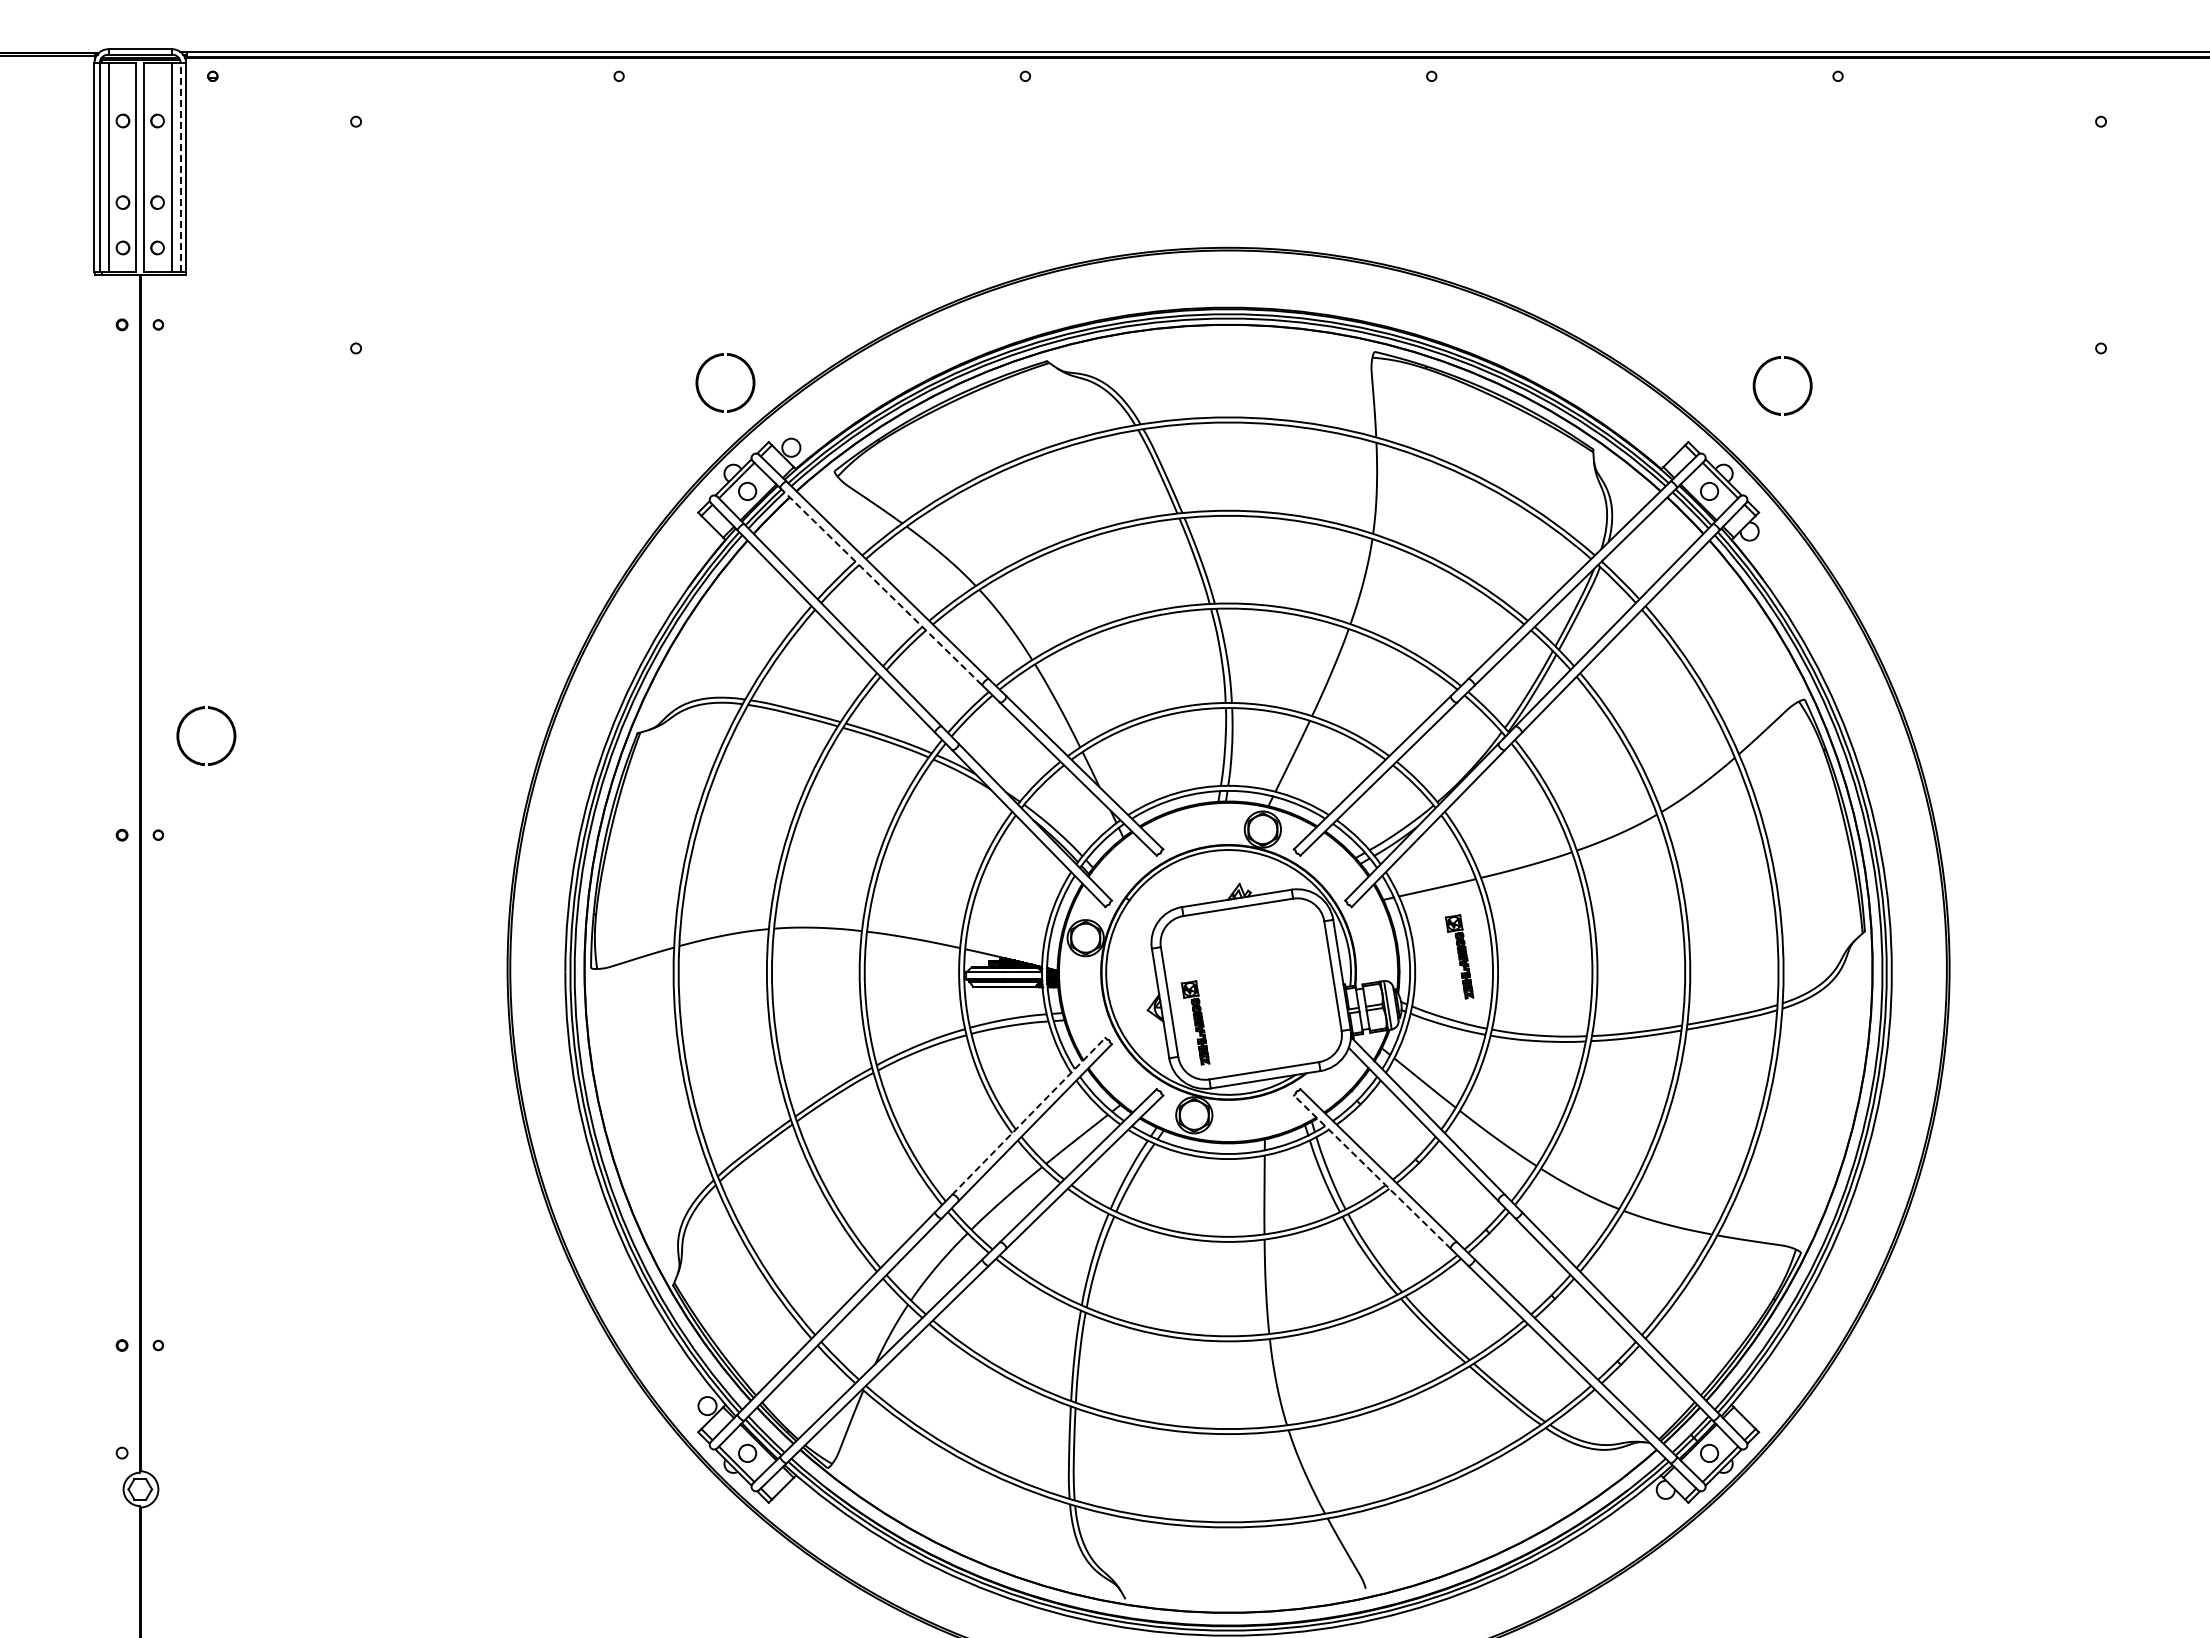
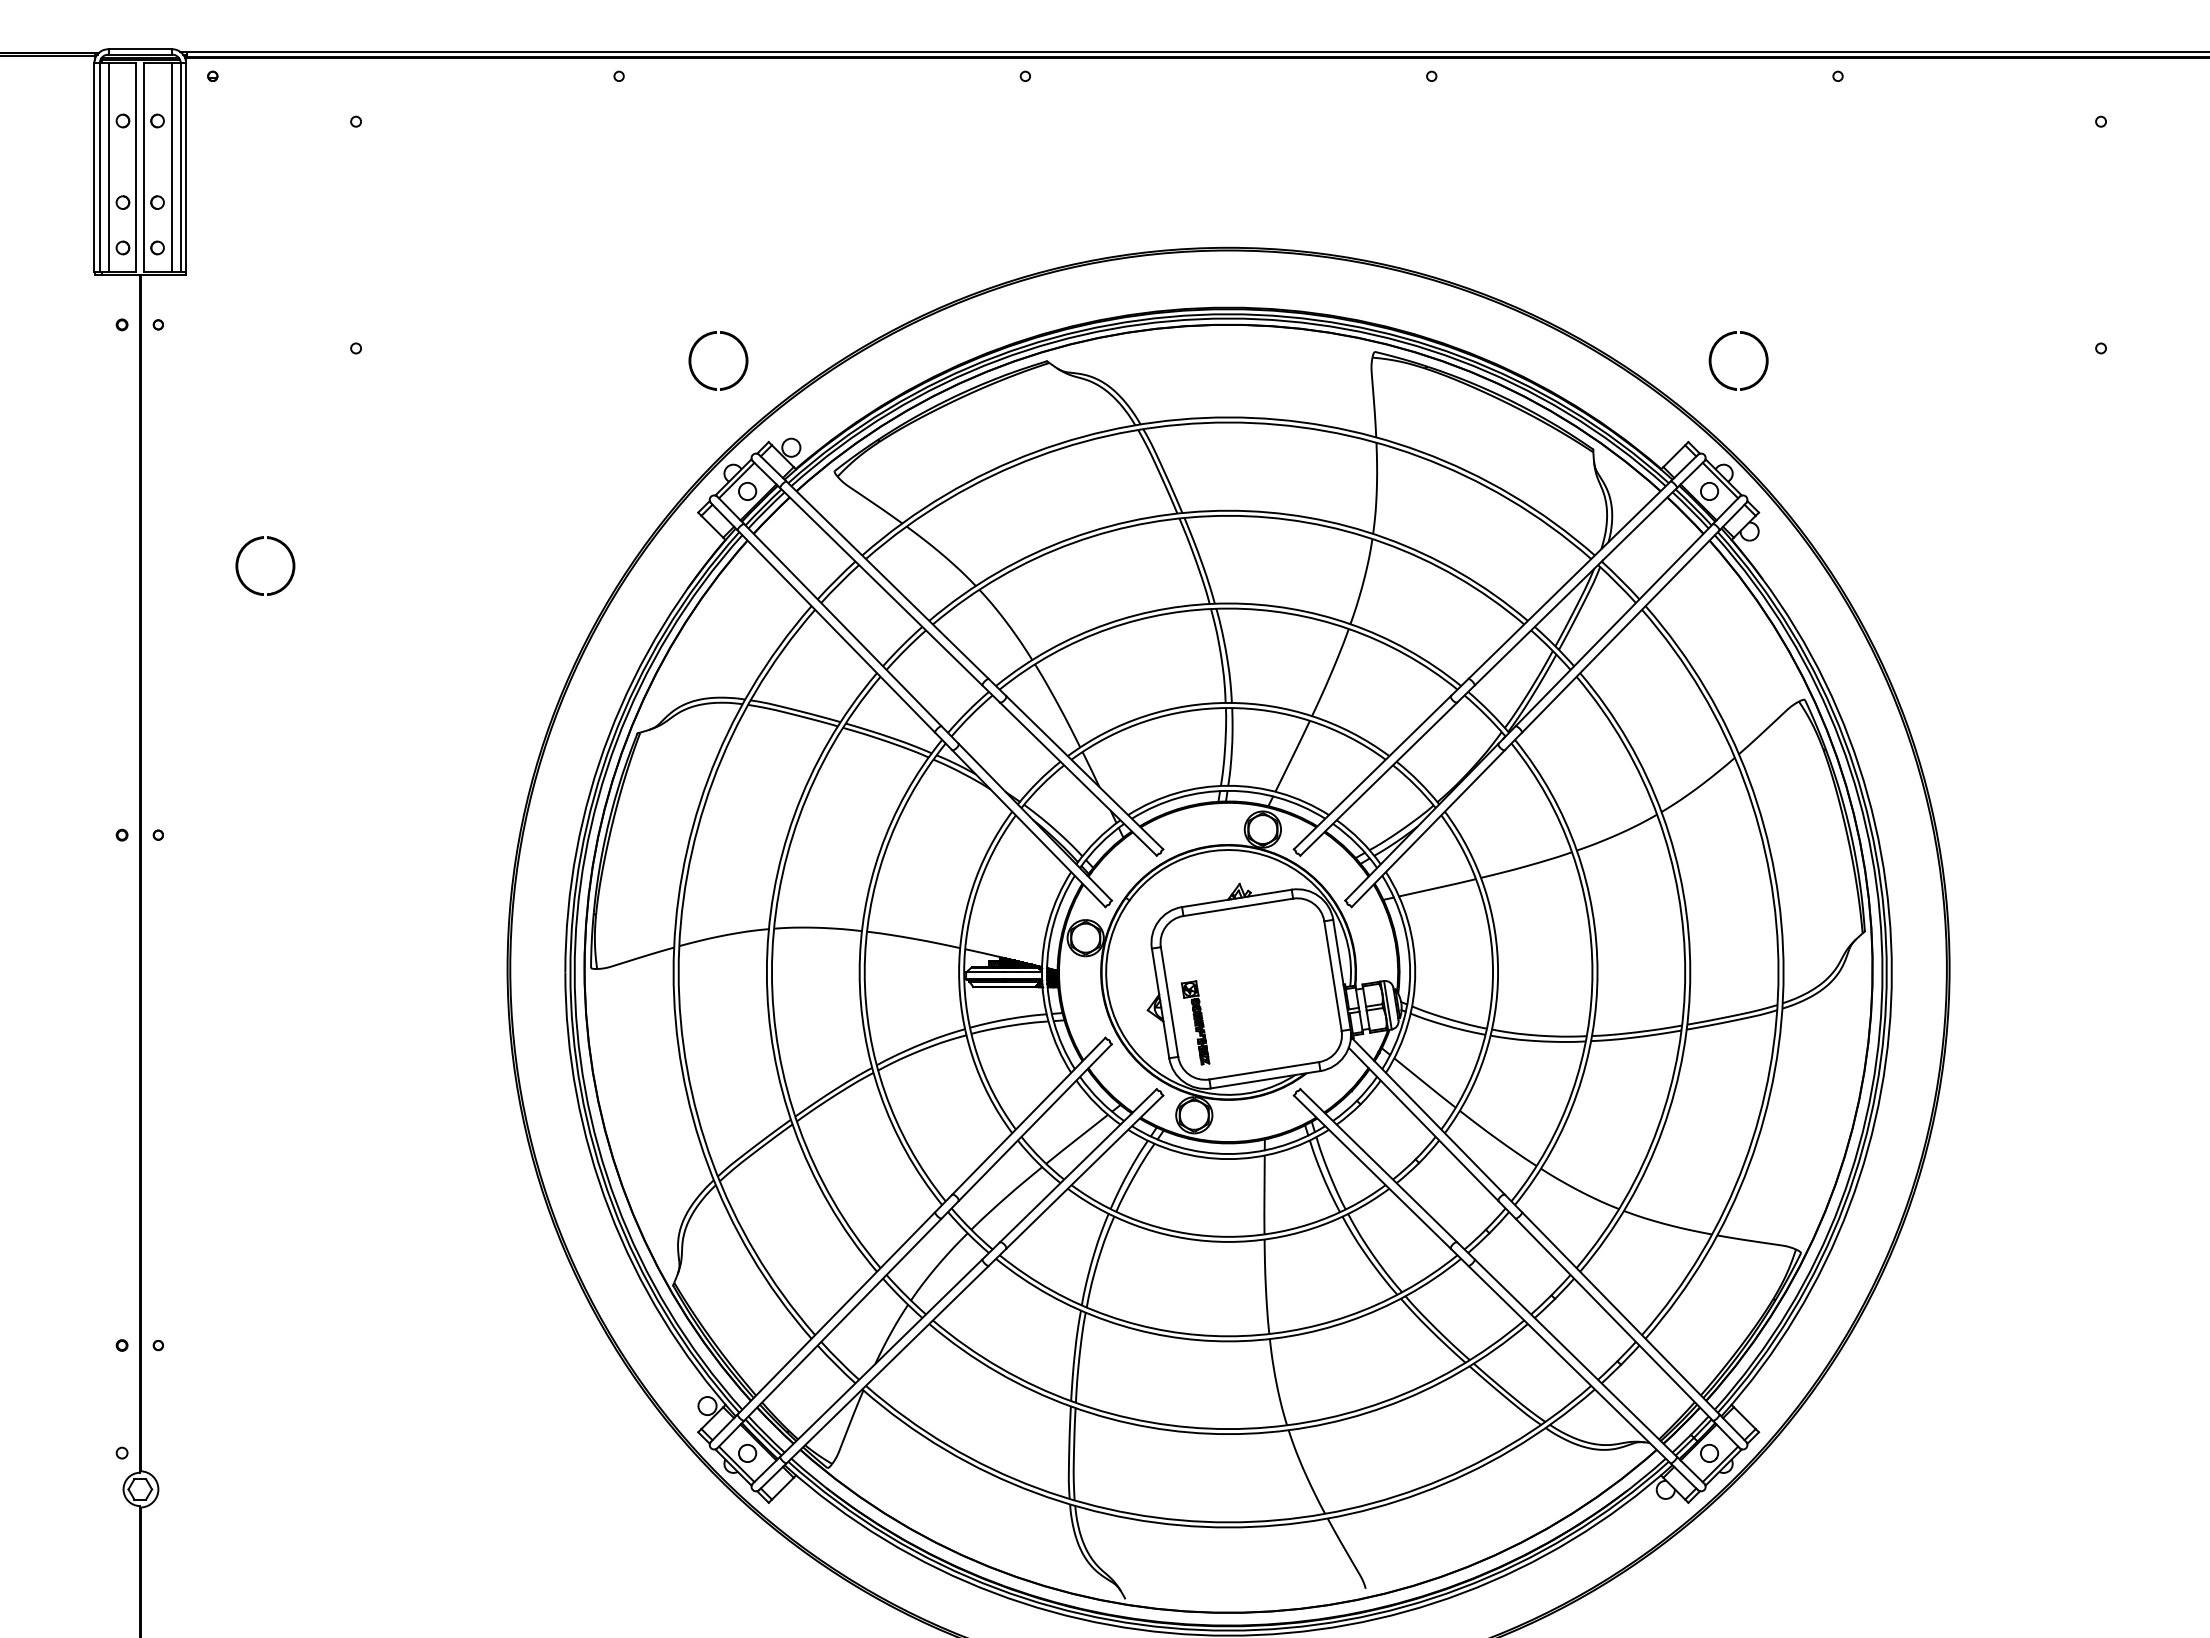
line: dashed -> solid (180, 167)
part position: (714, 358) -> (707, 336) (707, 336)
part position: (1771, 361) -> (1727, 336) (1727, 336)
line: dashed -> solid (881, 586)
part position: (203, 709) -> (262, 539) (262, 539)
part: present -> none (1459, 956)
line: dashed -> solid (1028, 1116)
line: dashed -> solid (1372, 1172)
